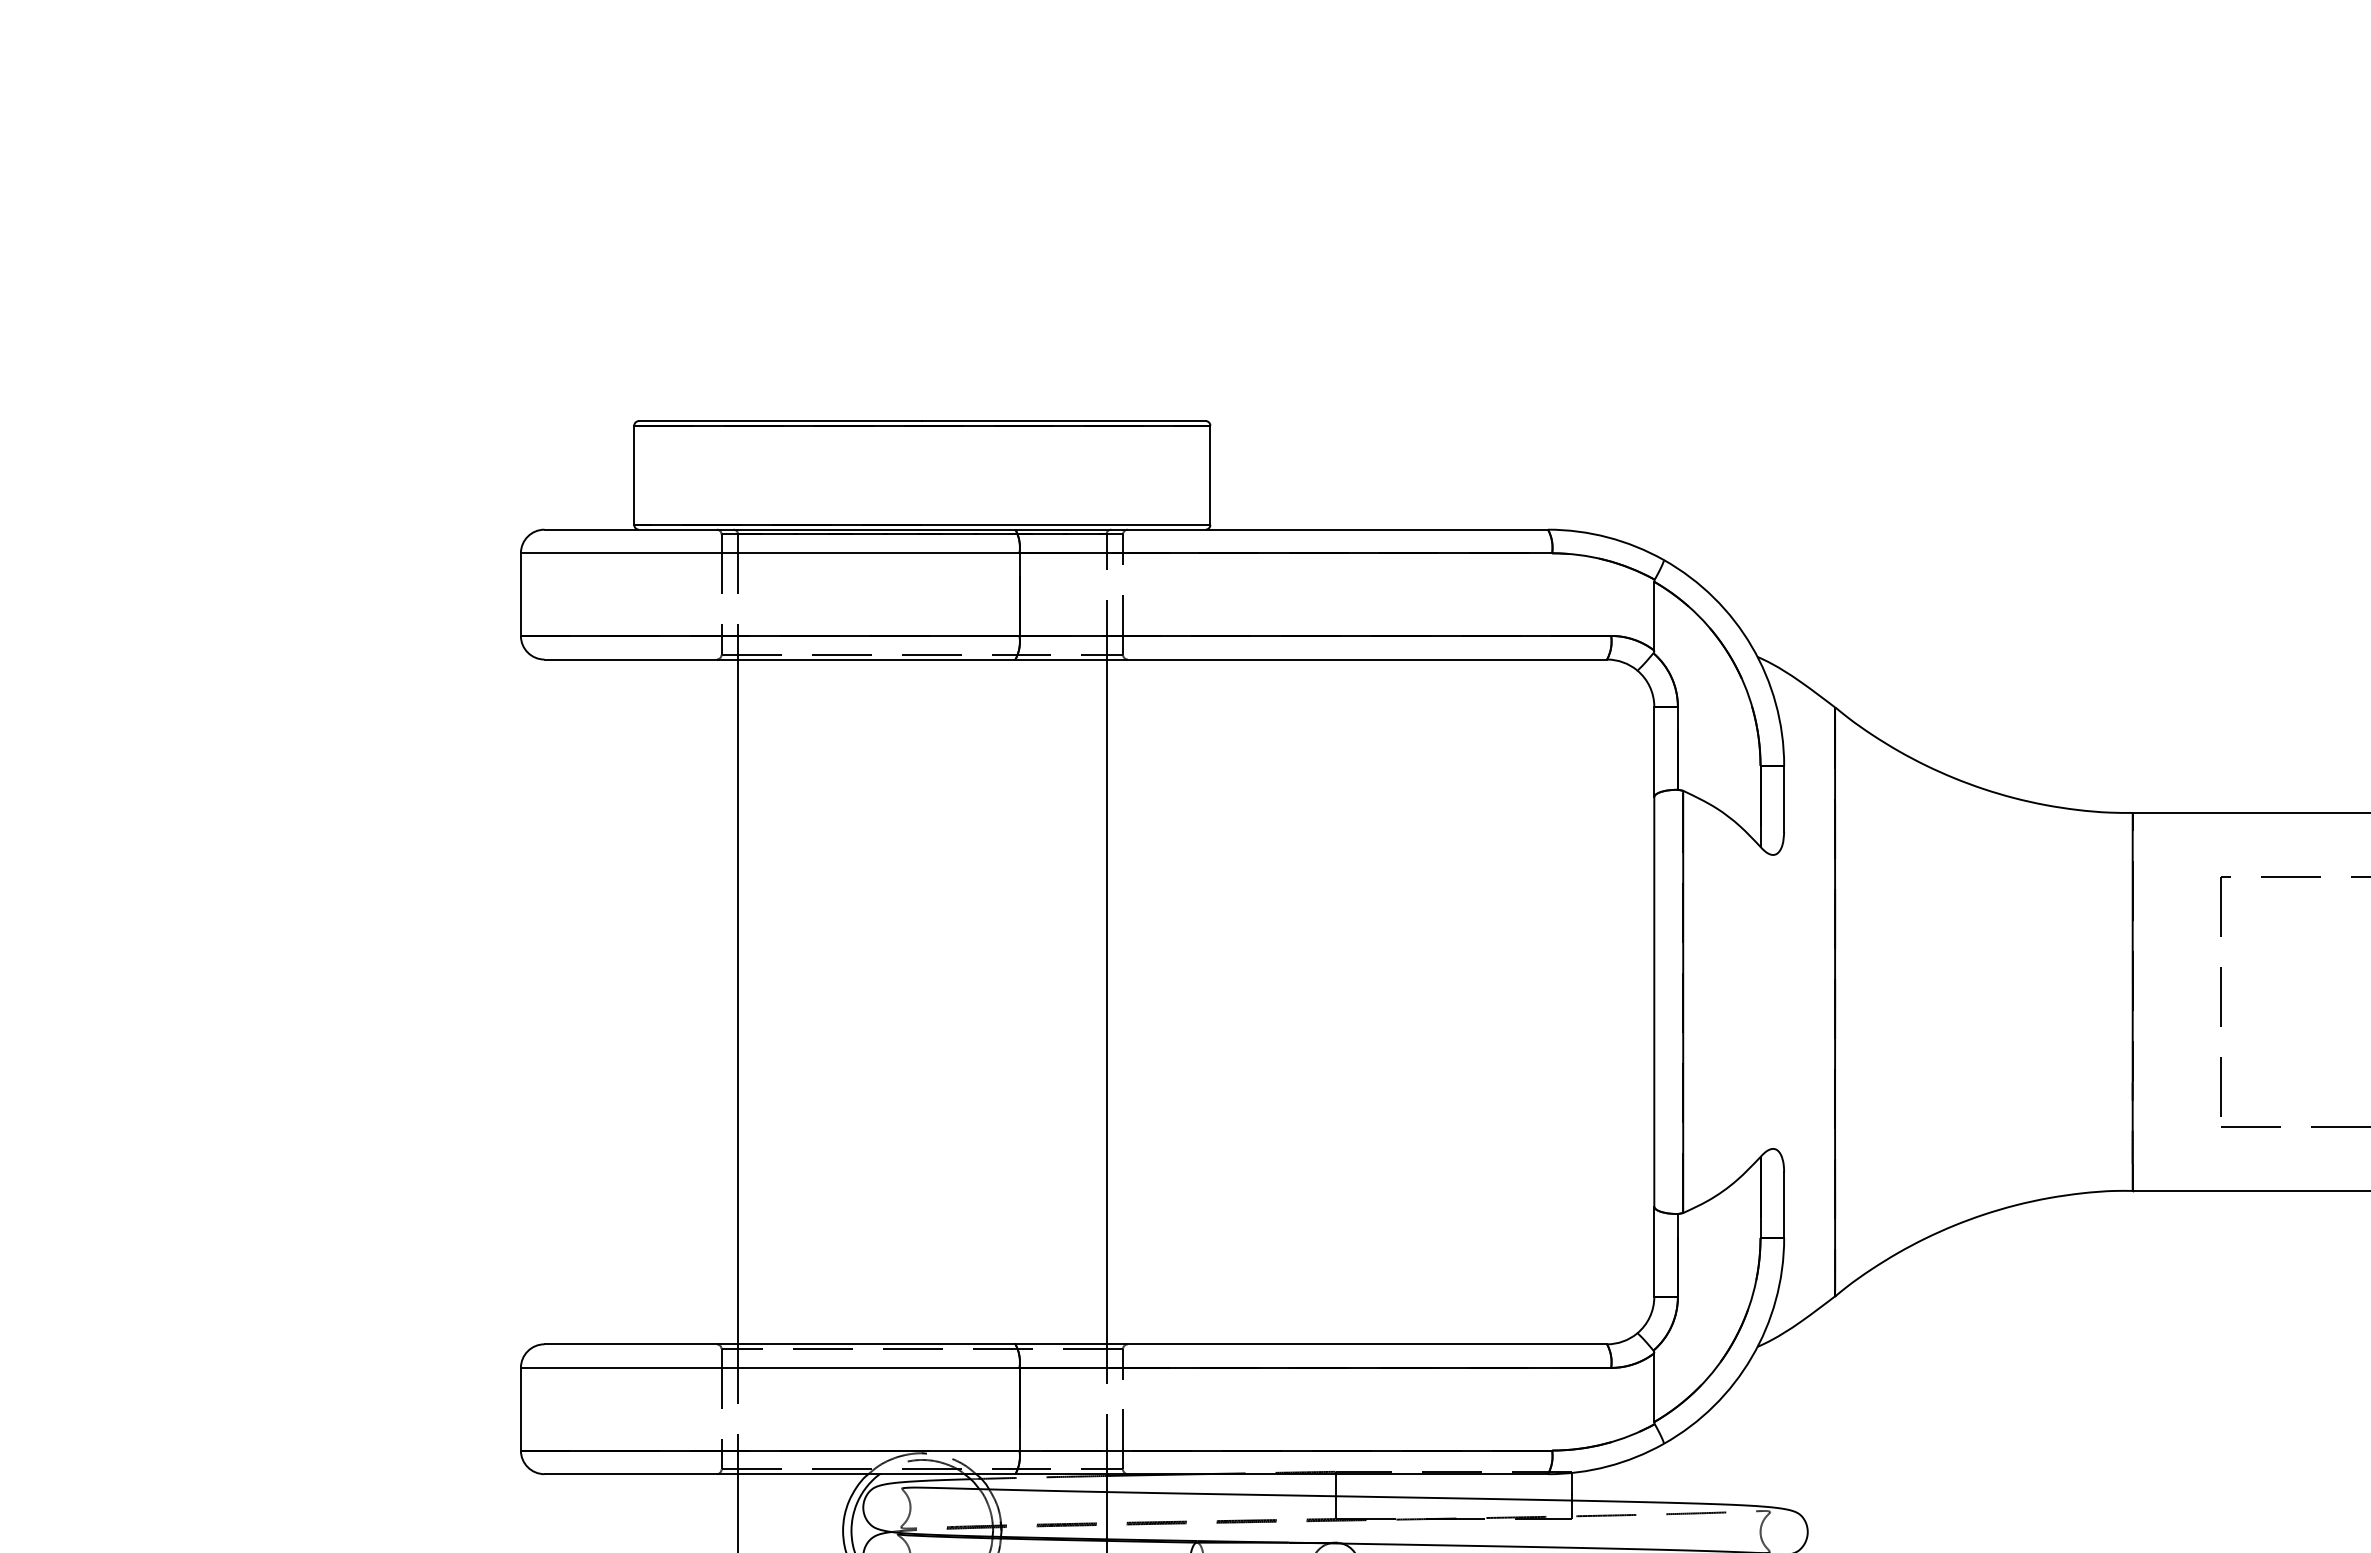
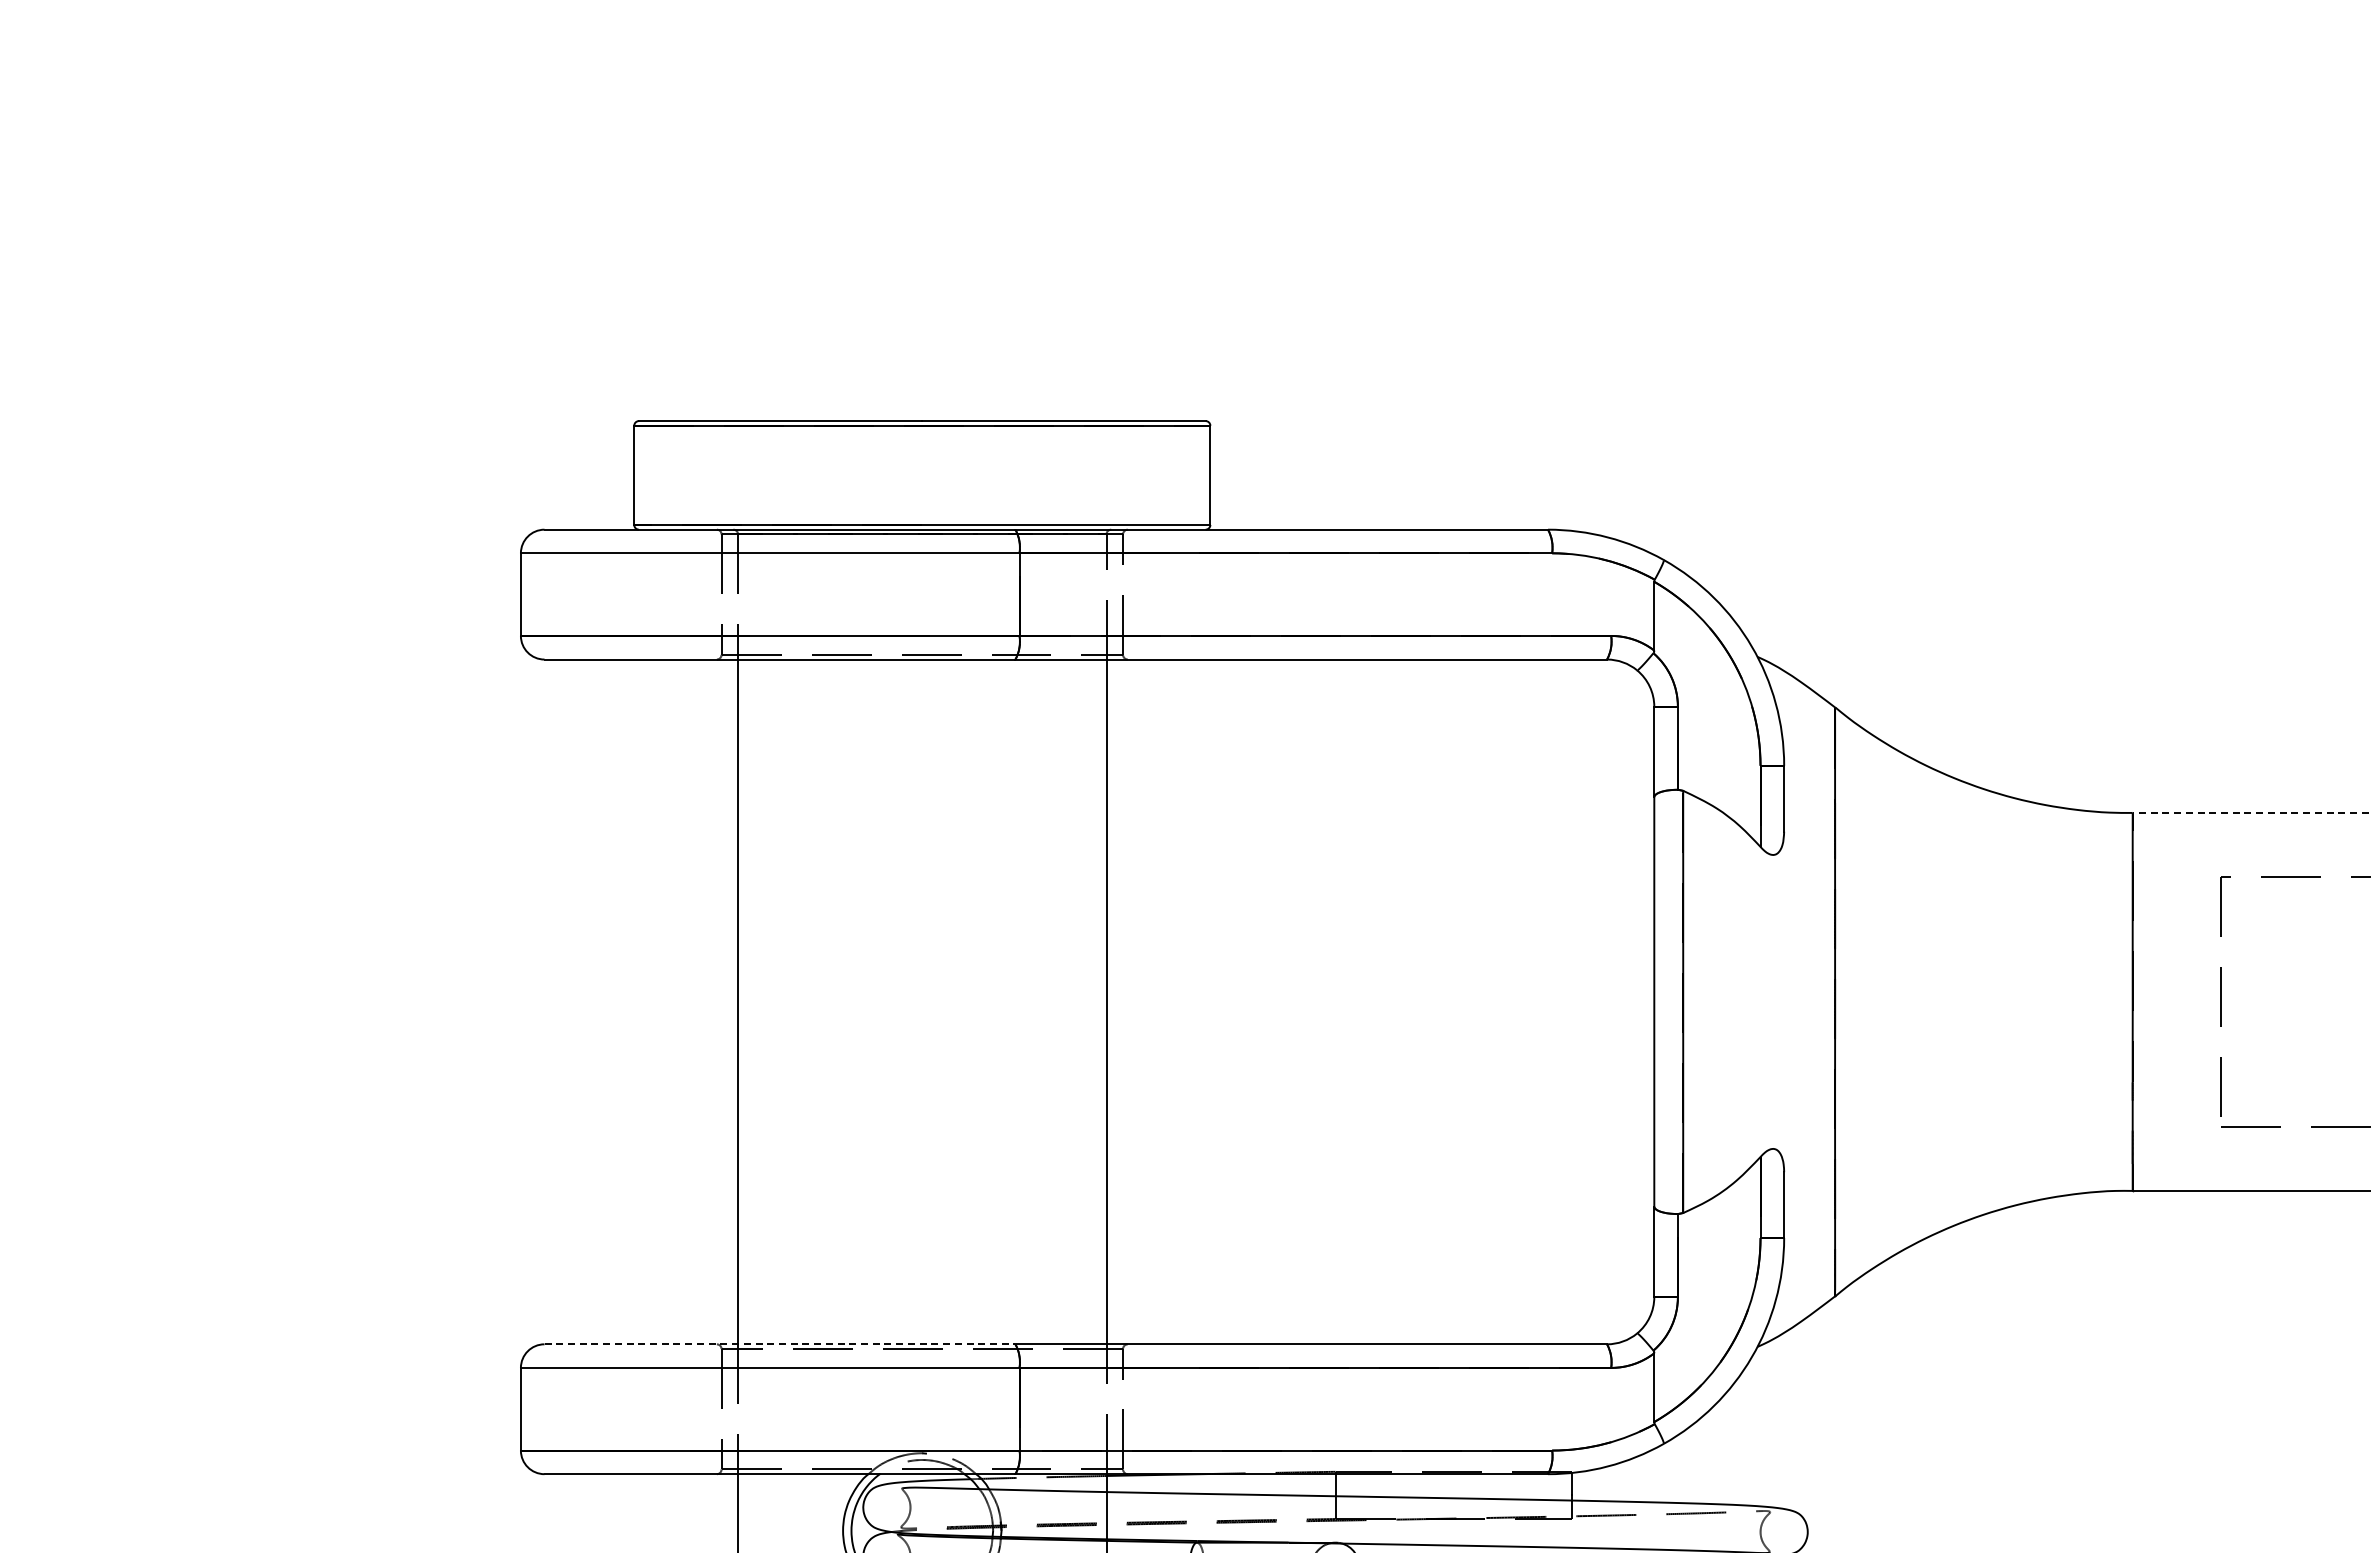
line: solid -> dashed (2251, 813)
line: solid -> dashed (780, 1344)
